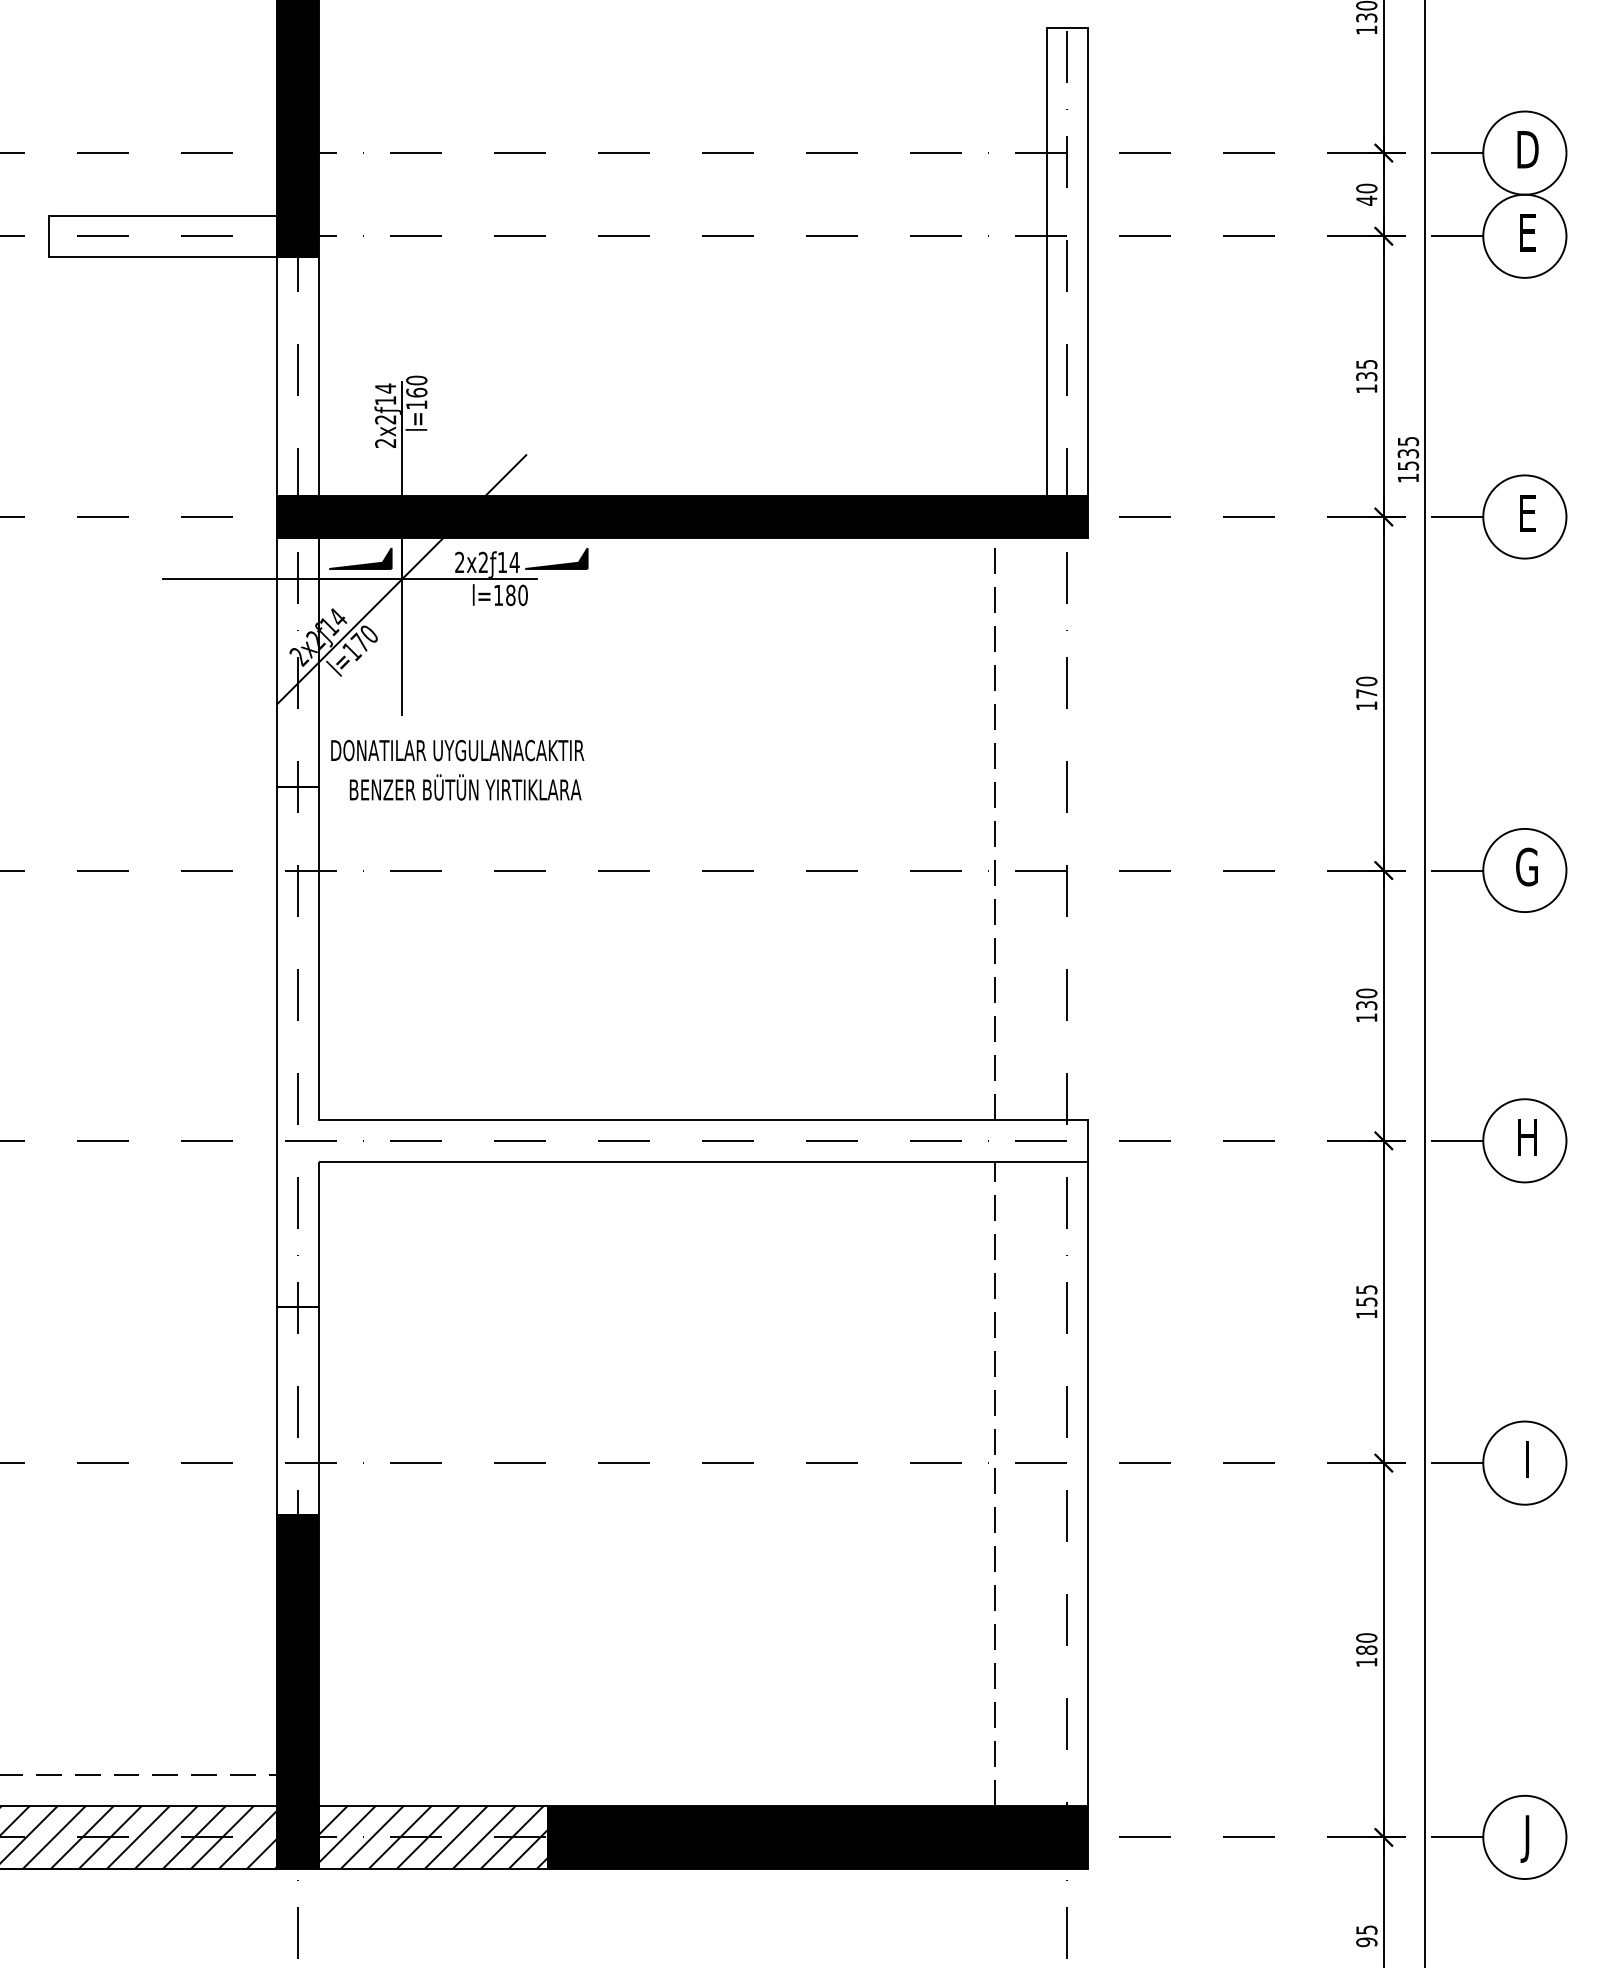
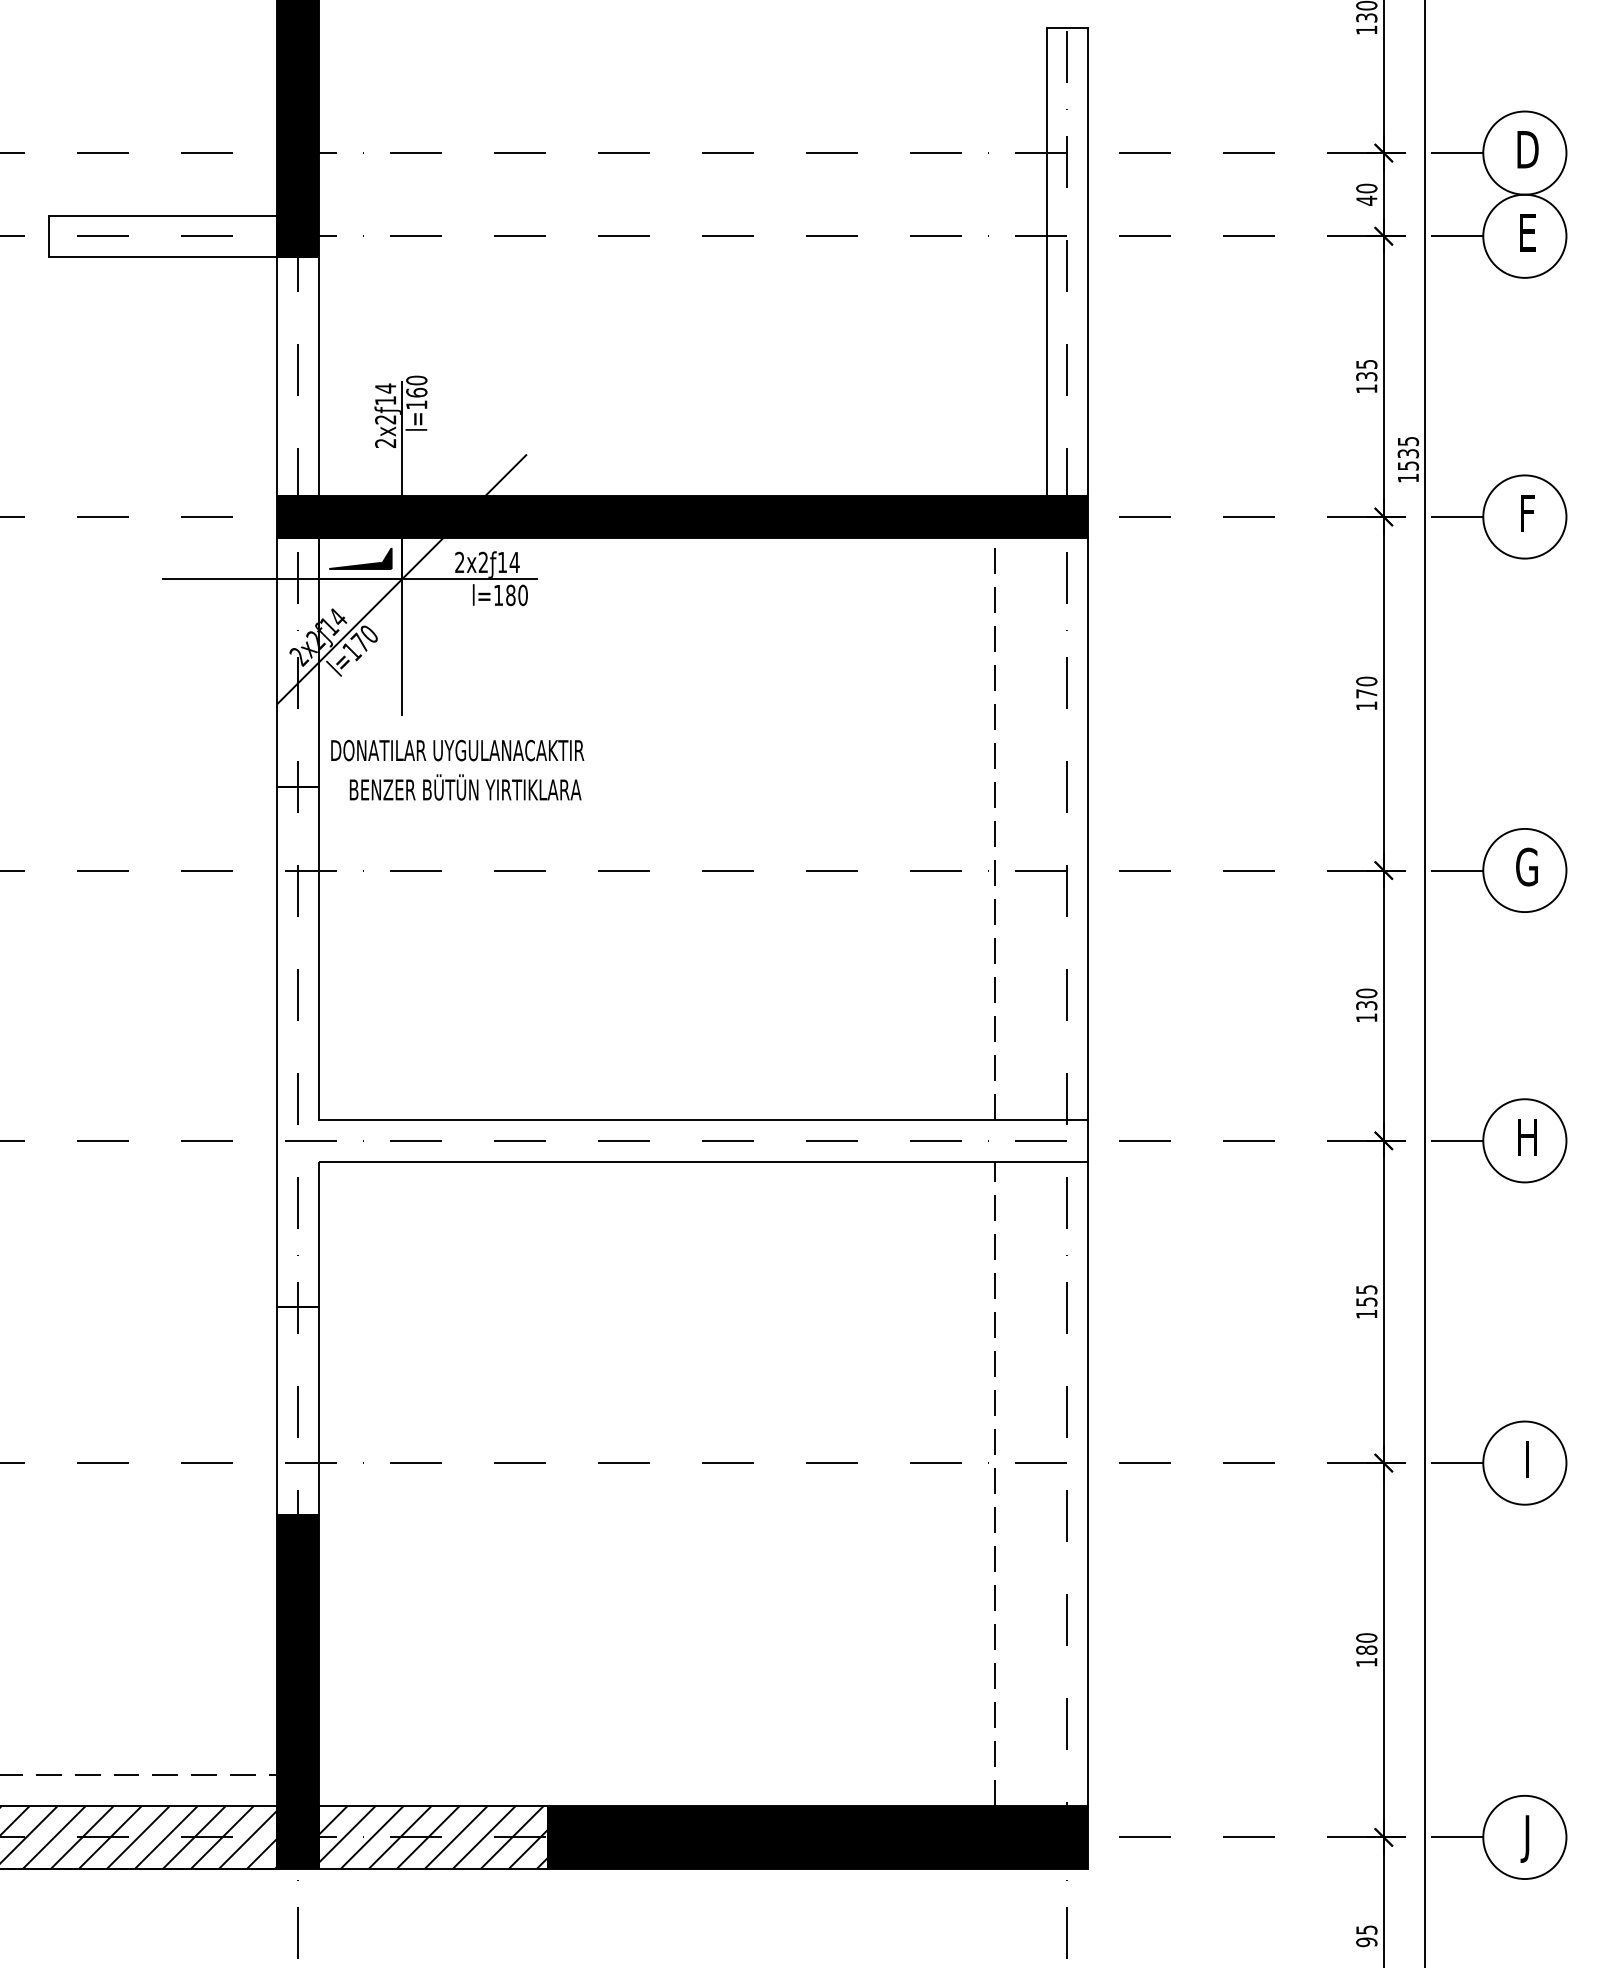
text: E -> F (1527, 513)
part: present -> none (556, 558)
line: none -> present (1088, 828)
